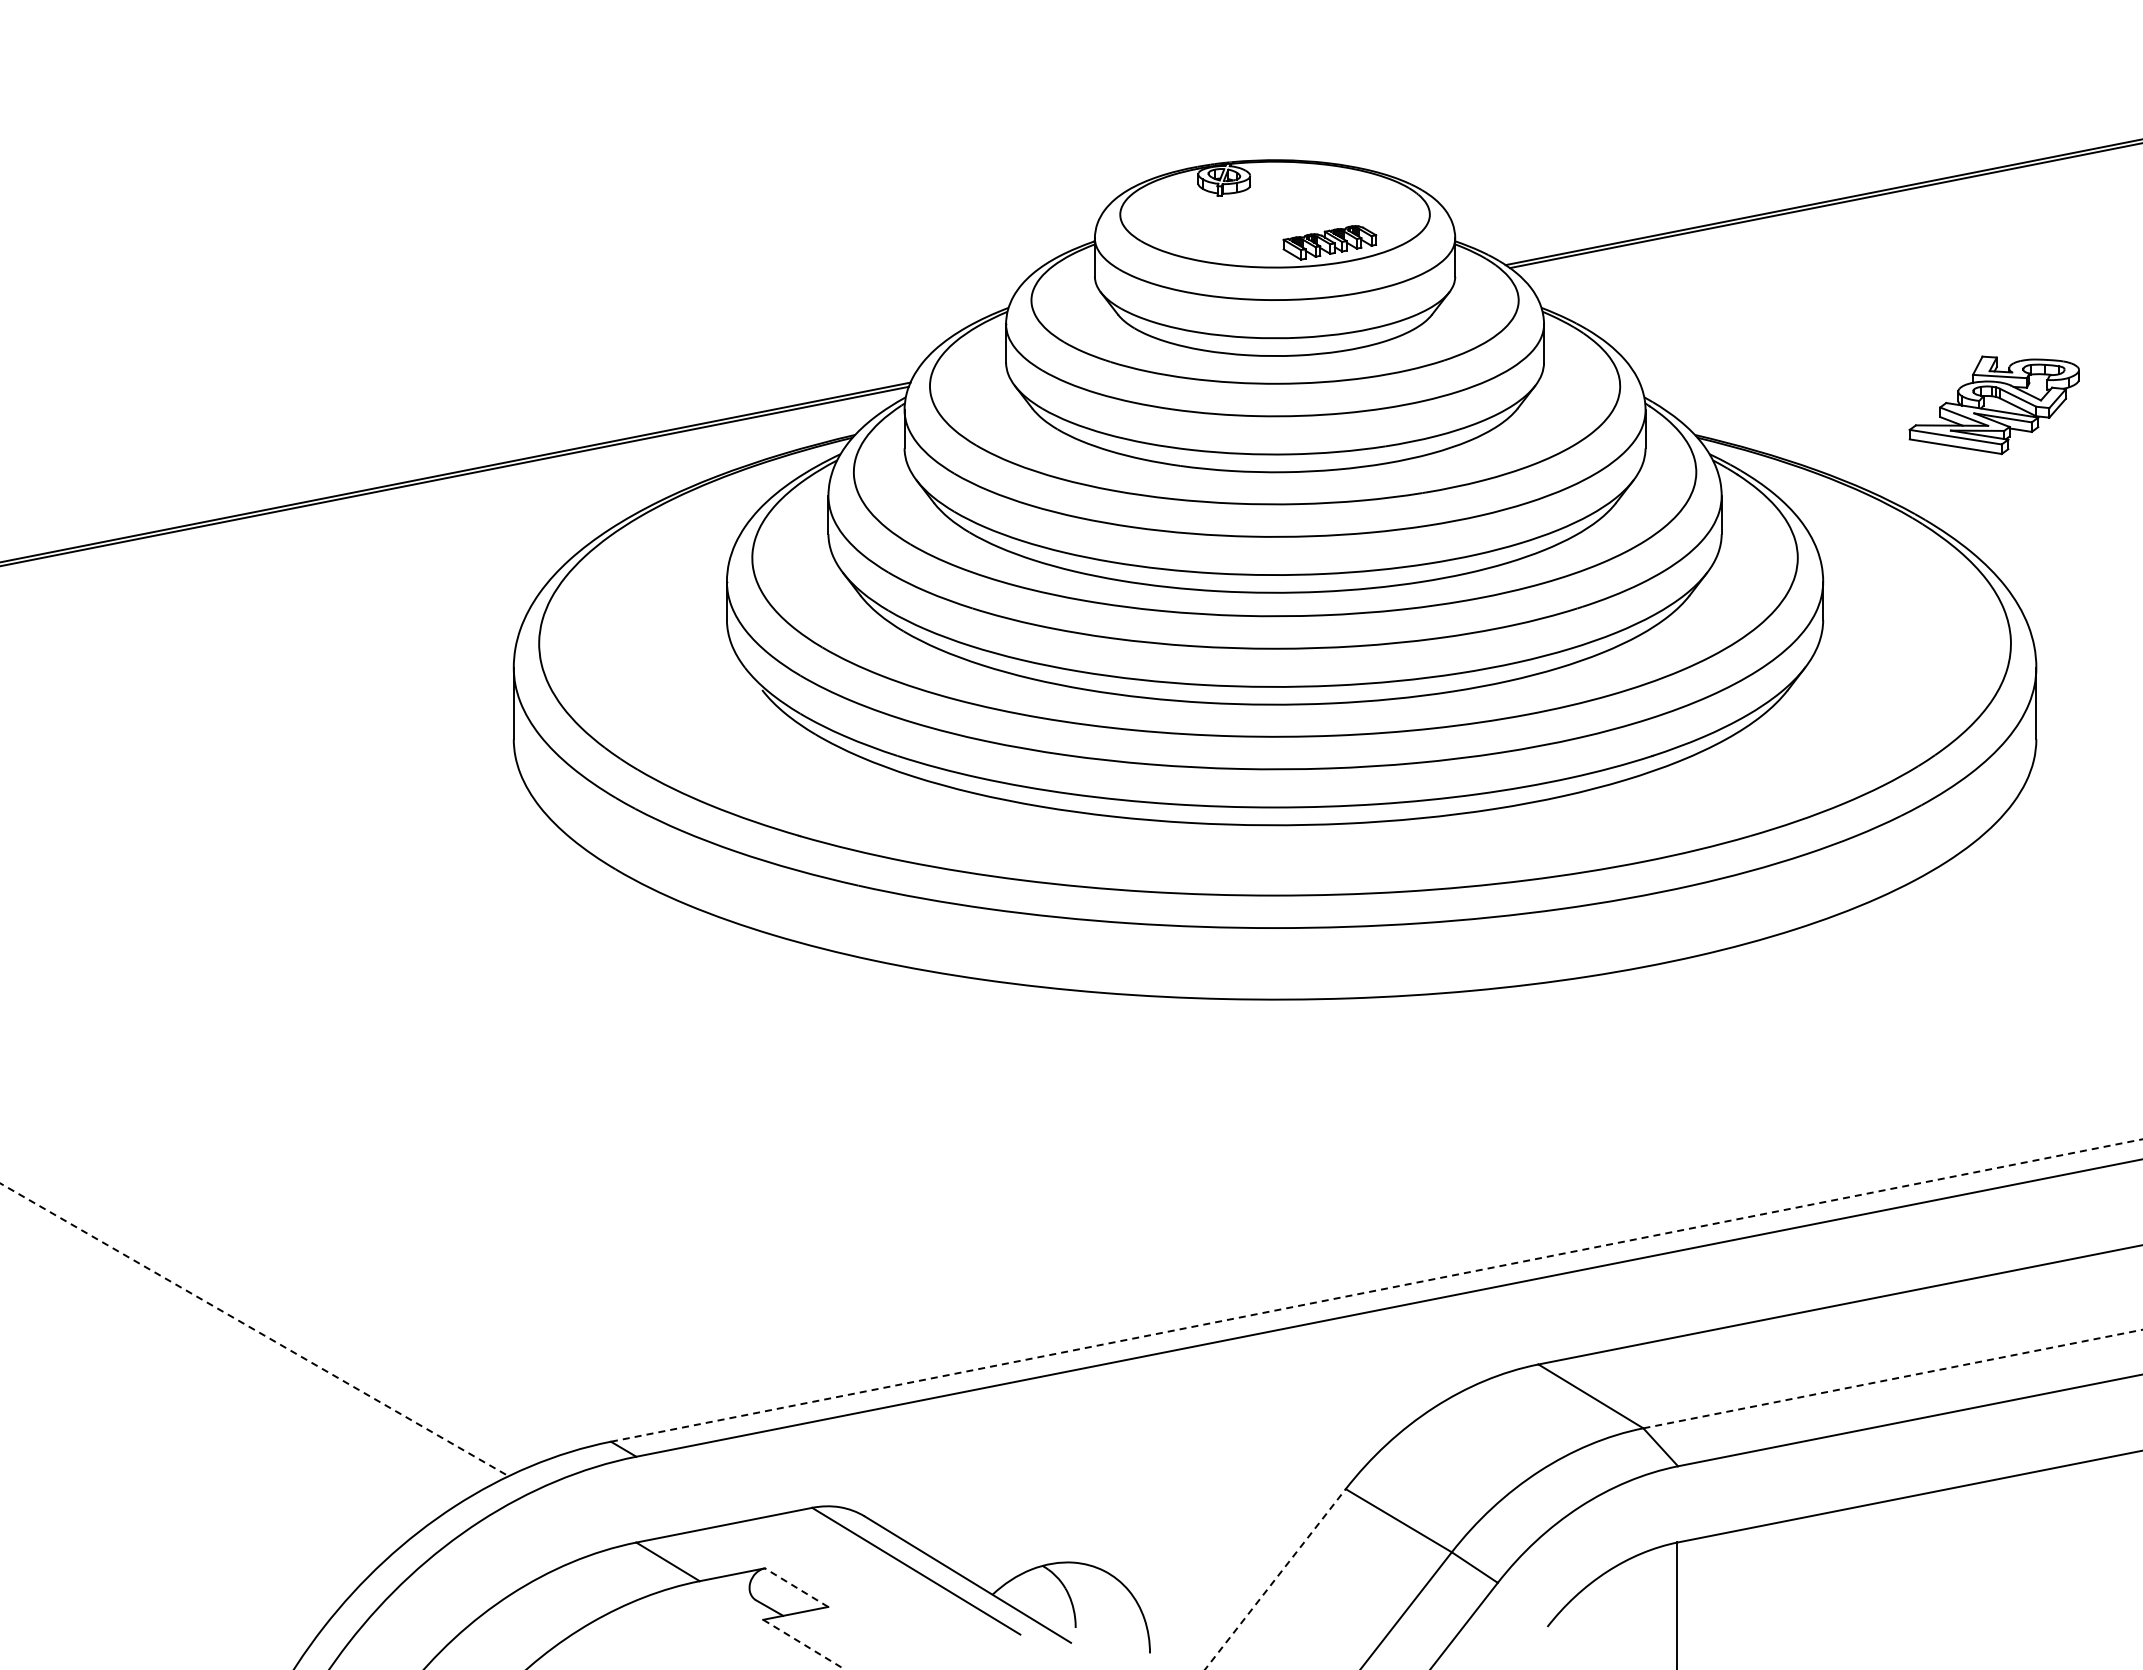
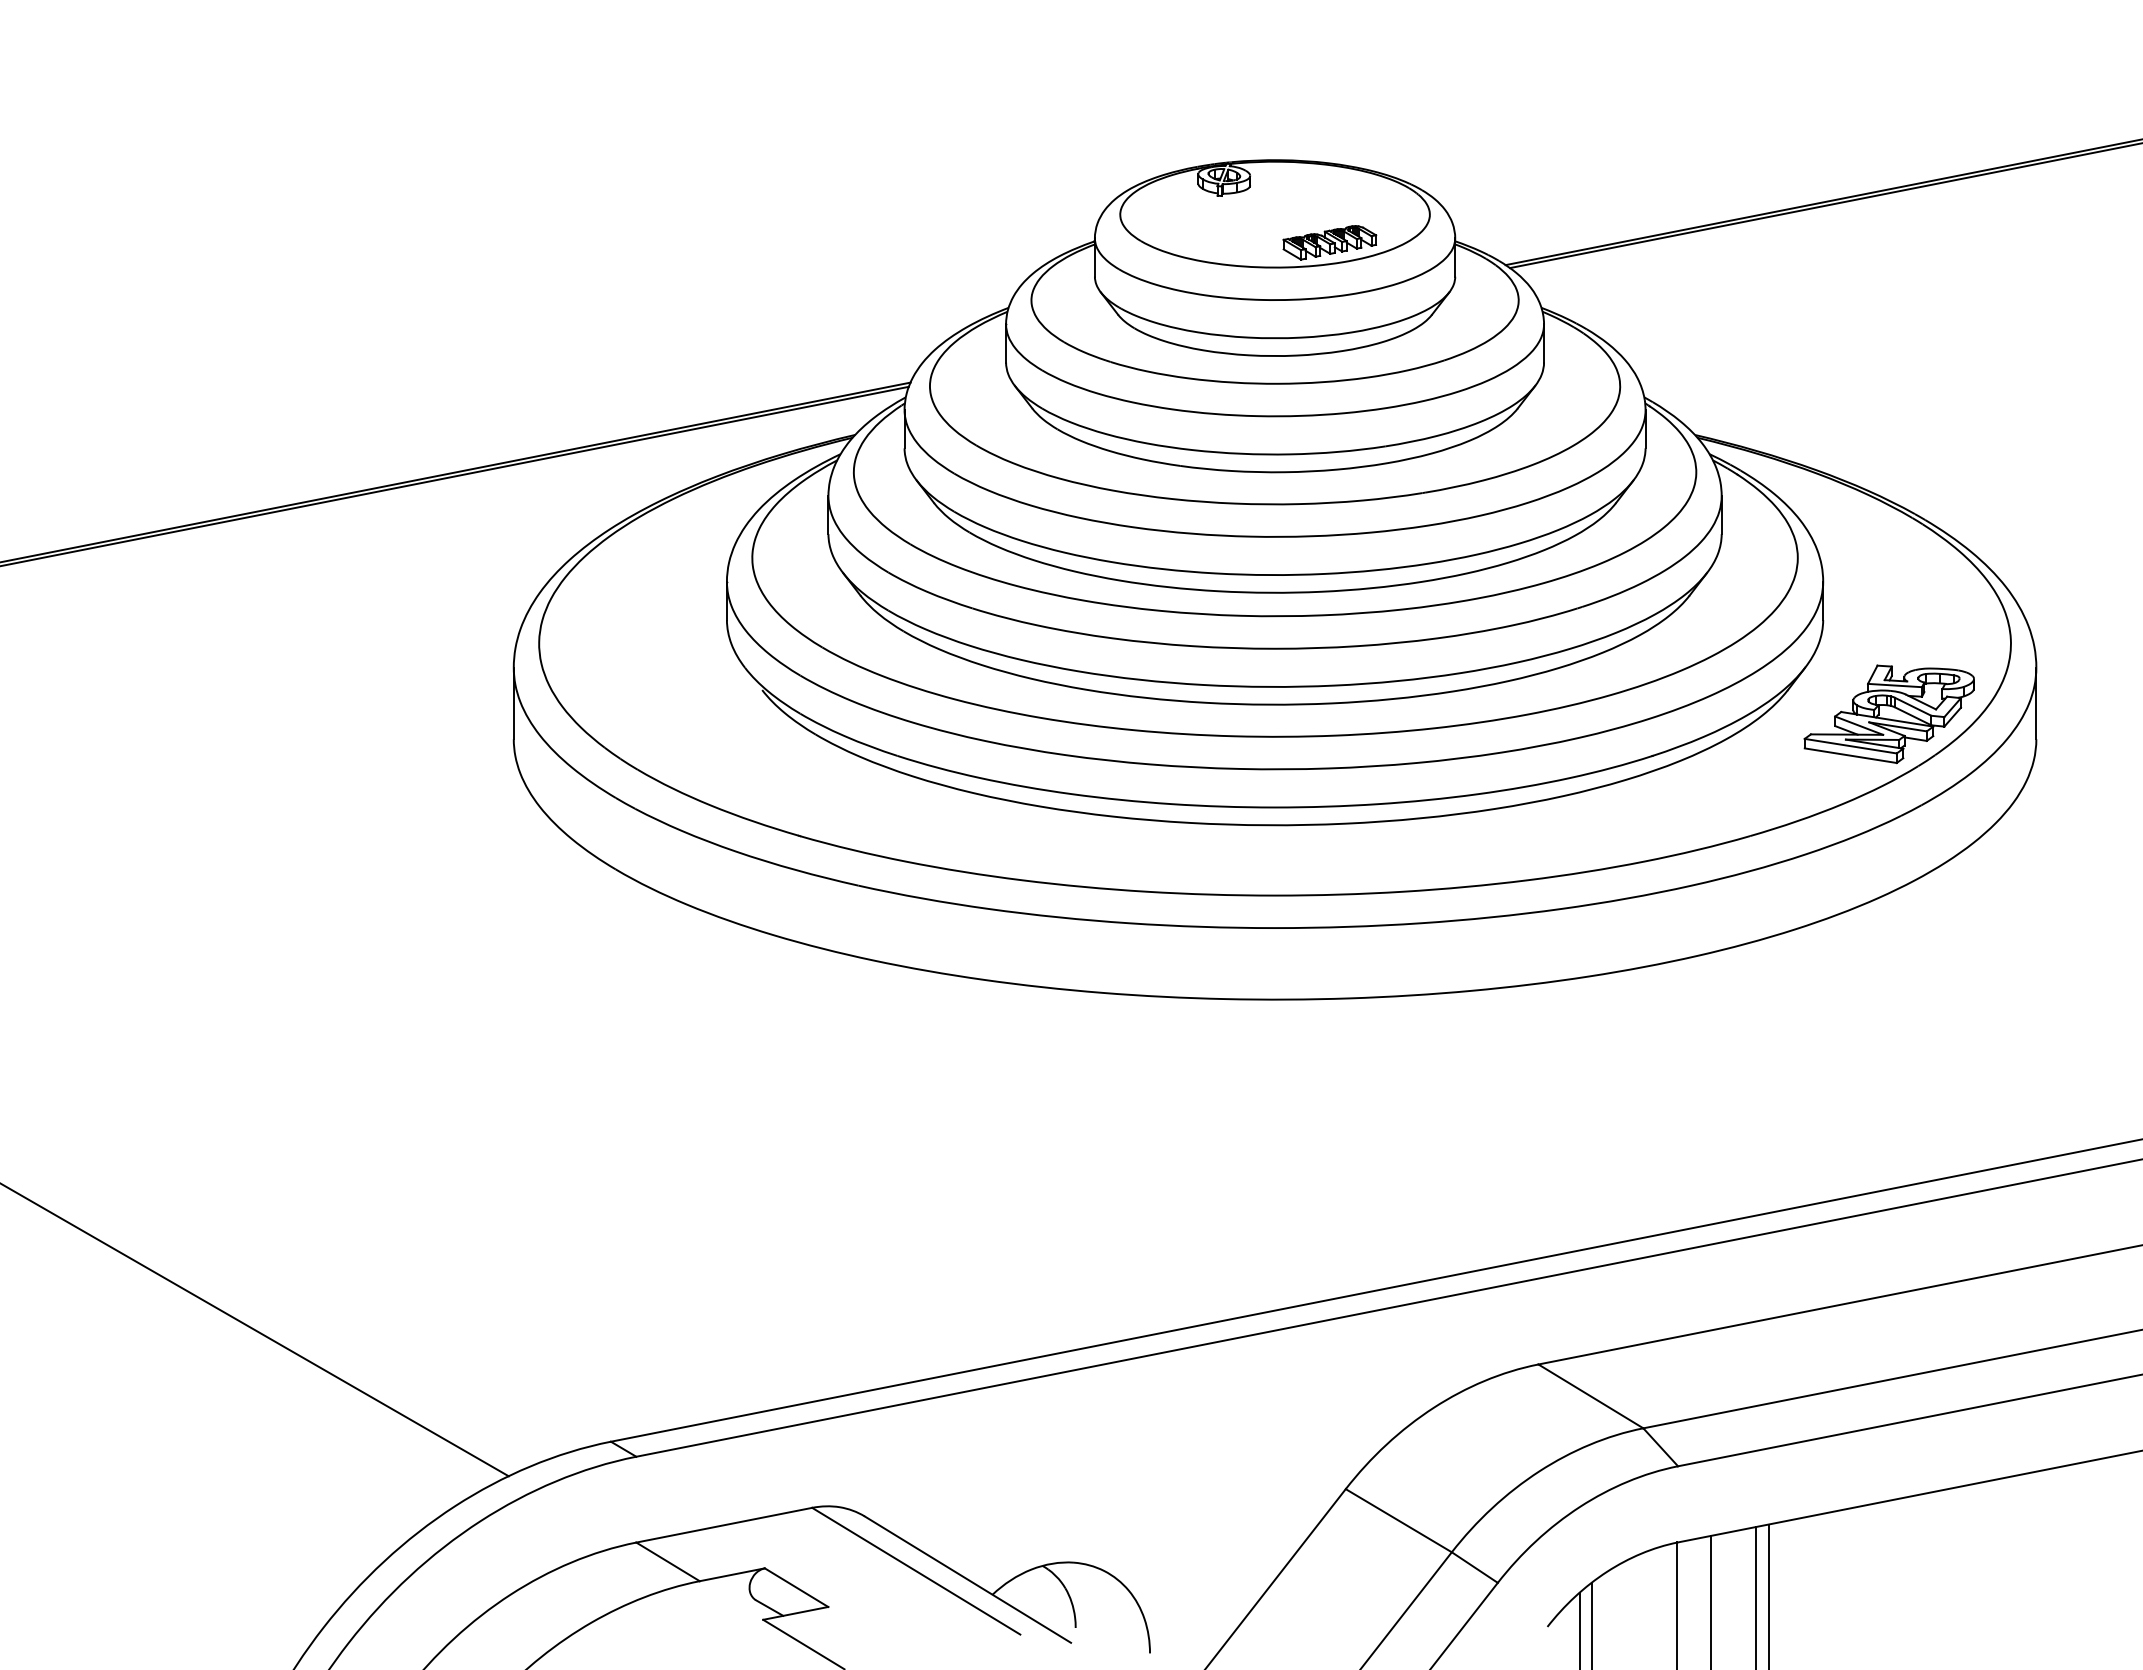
part position: (1993, 405) -> (1888, 714) (1888, 714)
line: dashed -> solid (1377, 1290)
line: dashed -> solid (254, 1330)
line: dashed -> solid (1893, 1378)
line: dashed -> solid (1275, 1578)
line: dashed -> solid (796, 1587)
line: none -> present (1768, 1595)
line: none -> present (1756, 1596)
line: none -> present (1711, 1600)
line: none -> present (1592, 1624)
line: none -> present (1579, 1629)
line: dashed -> solid (803, 1644)
